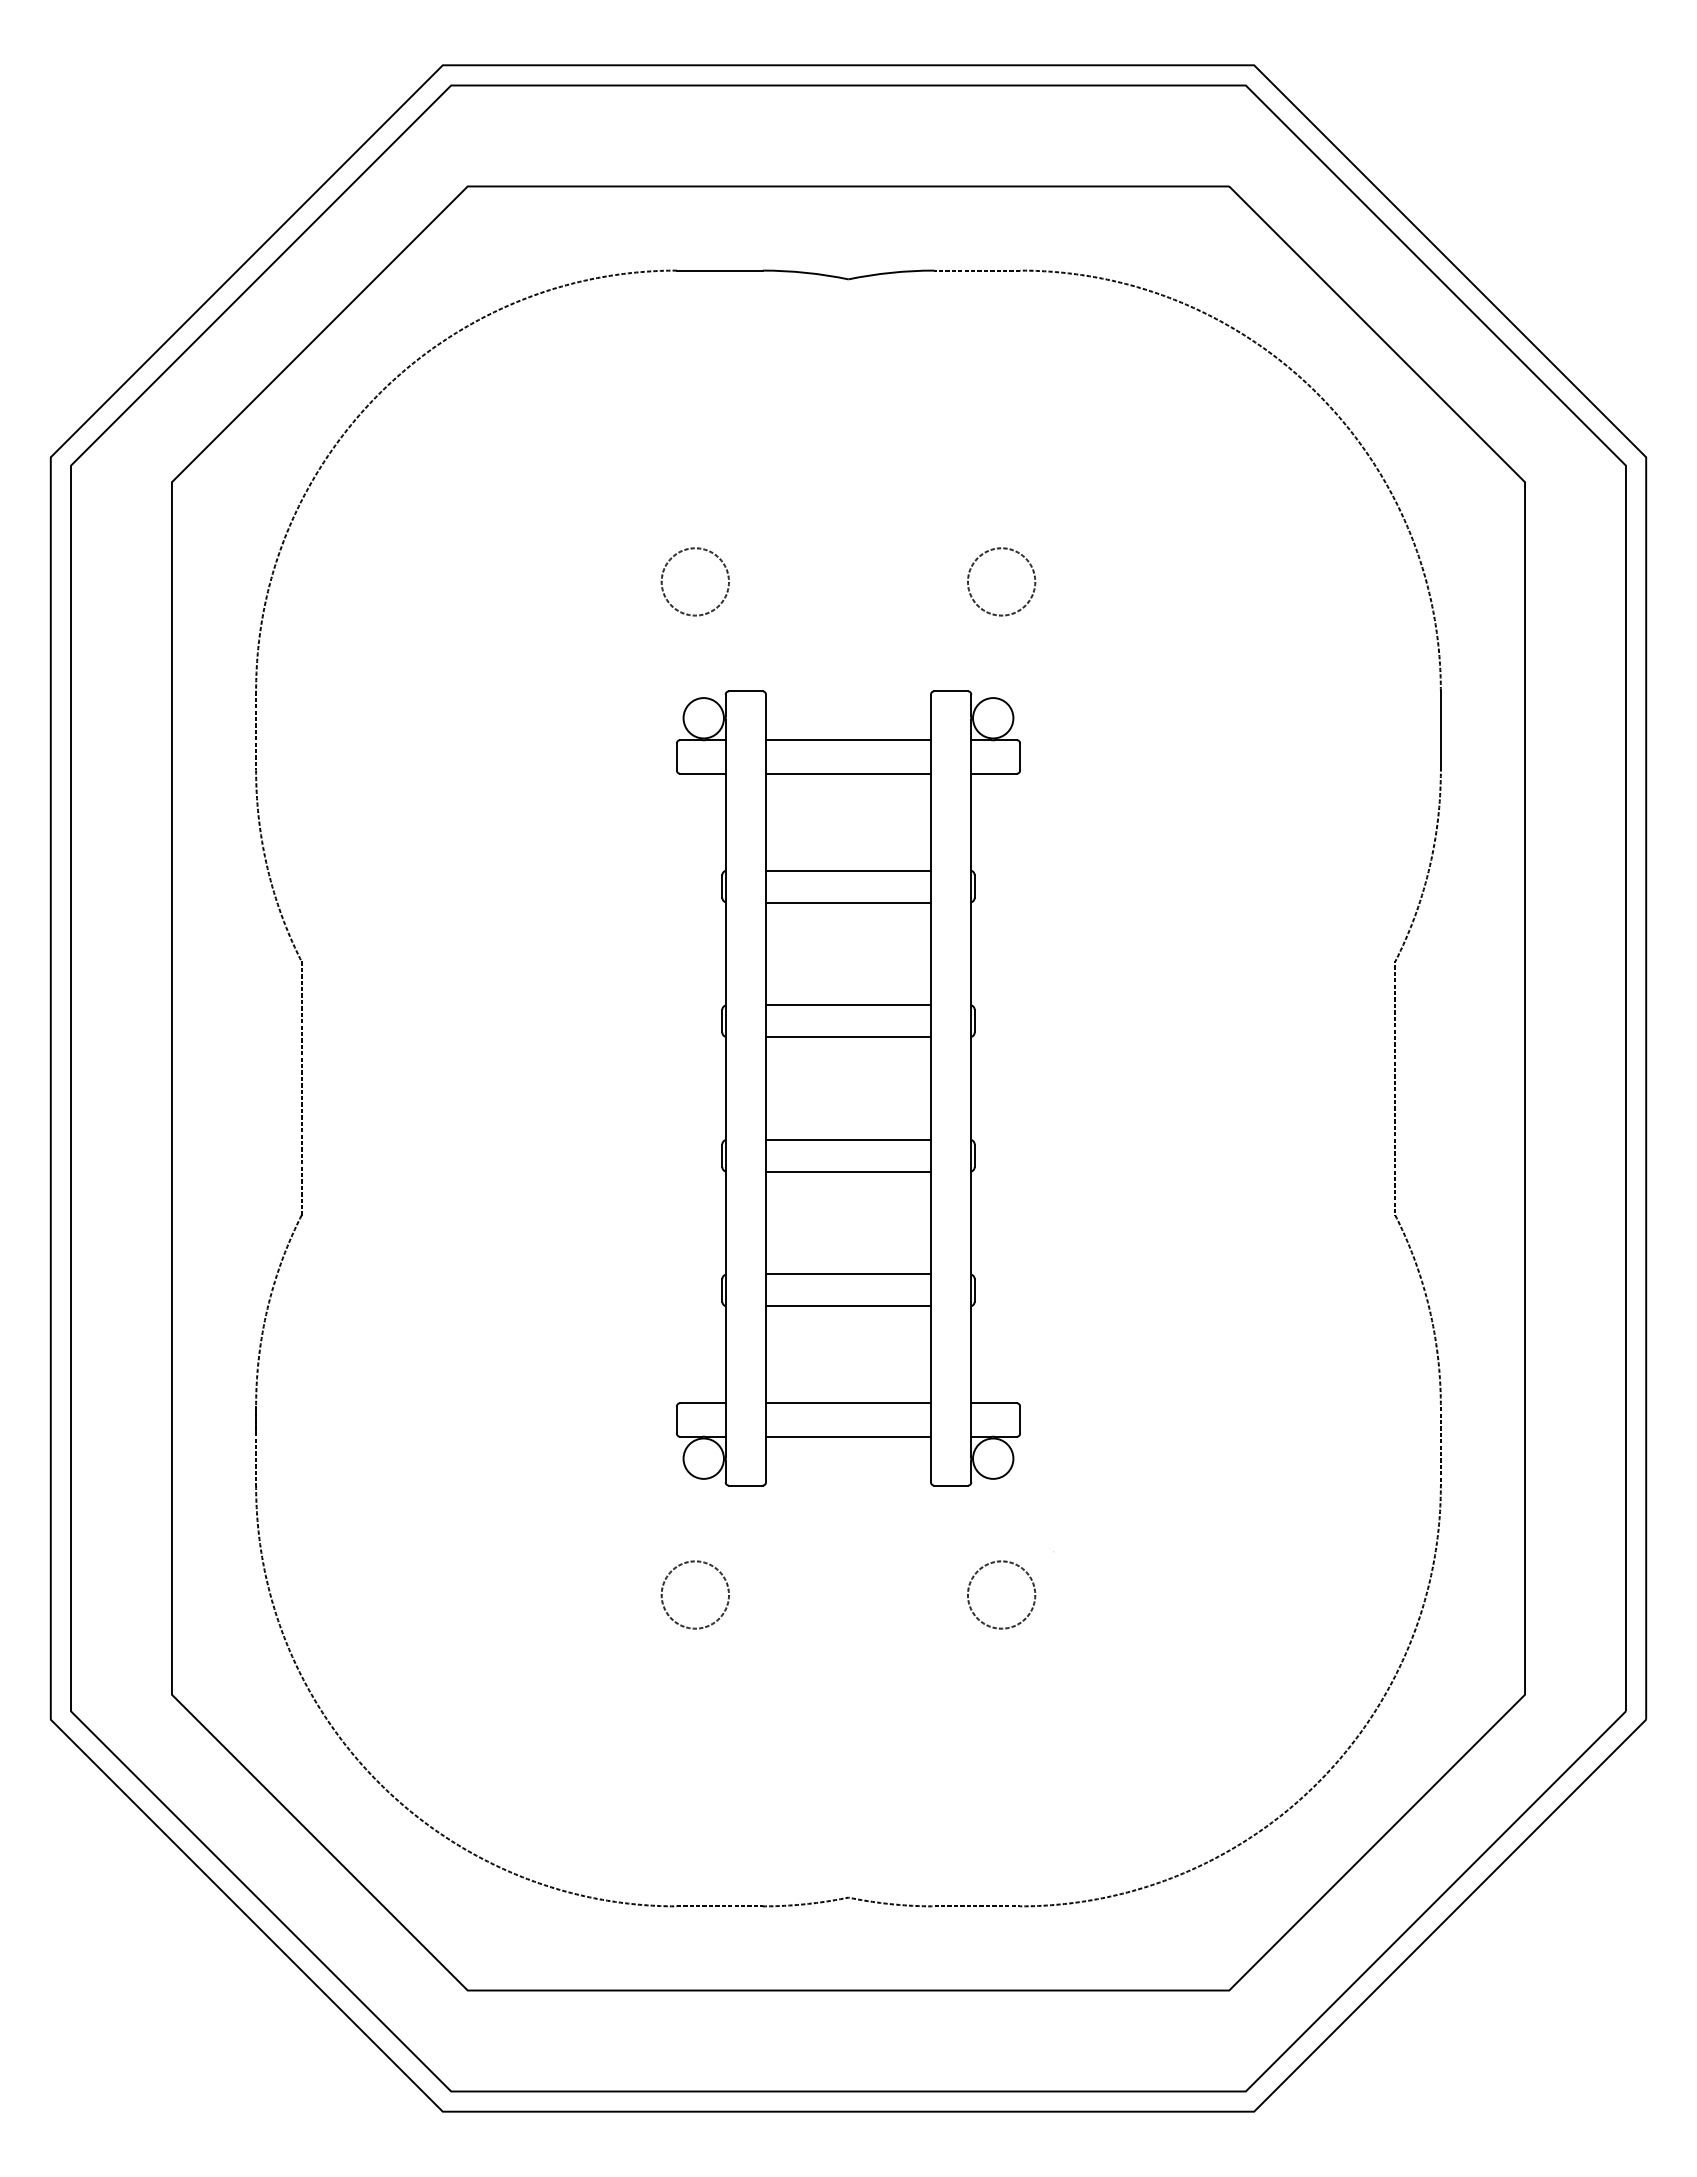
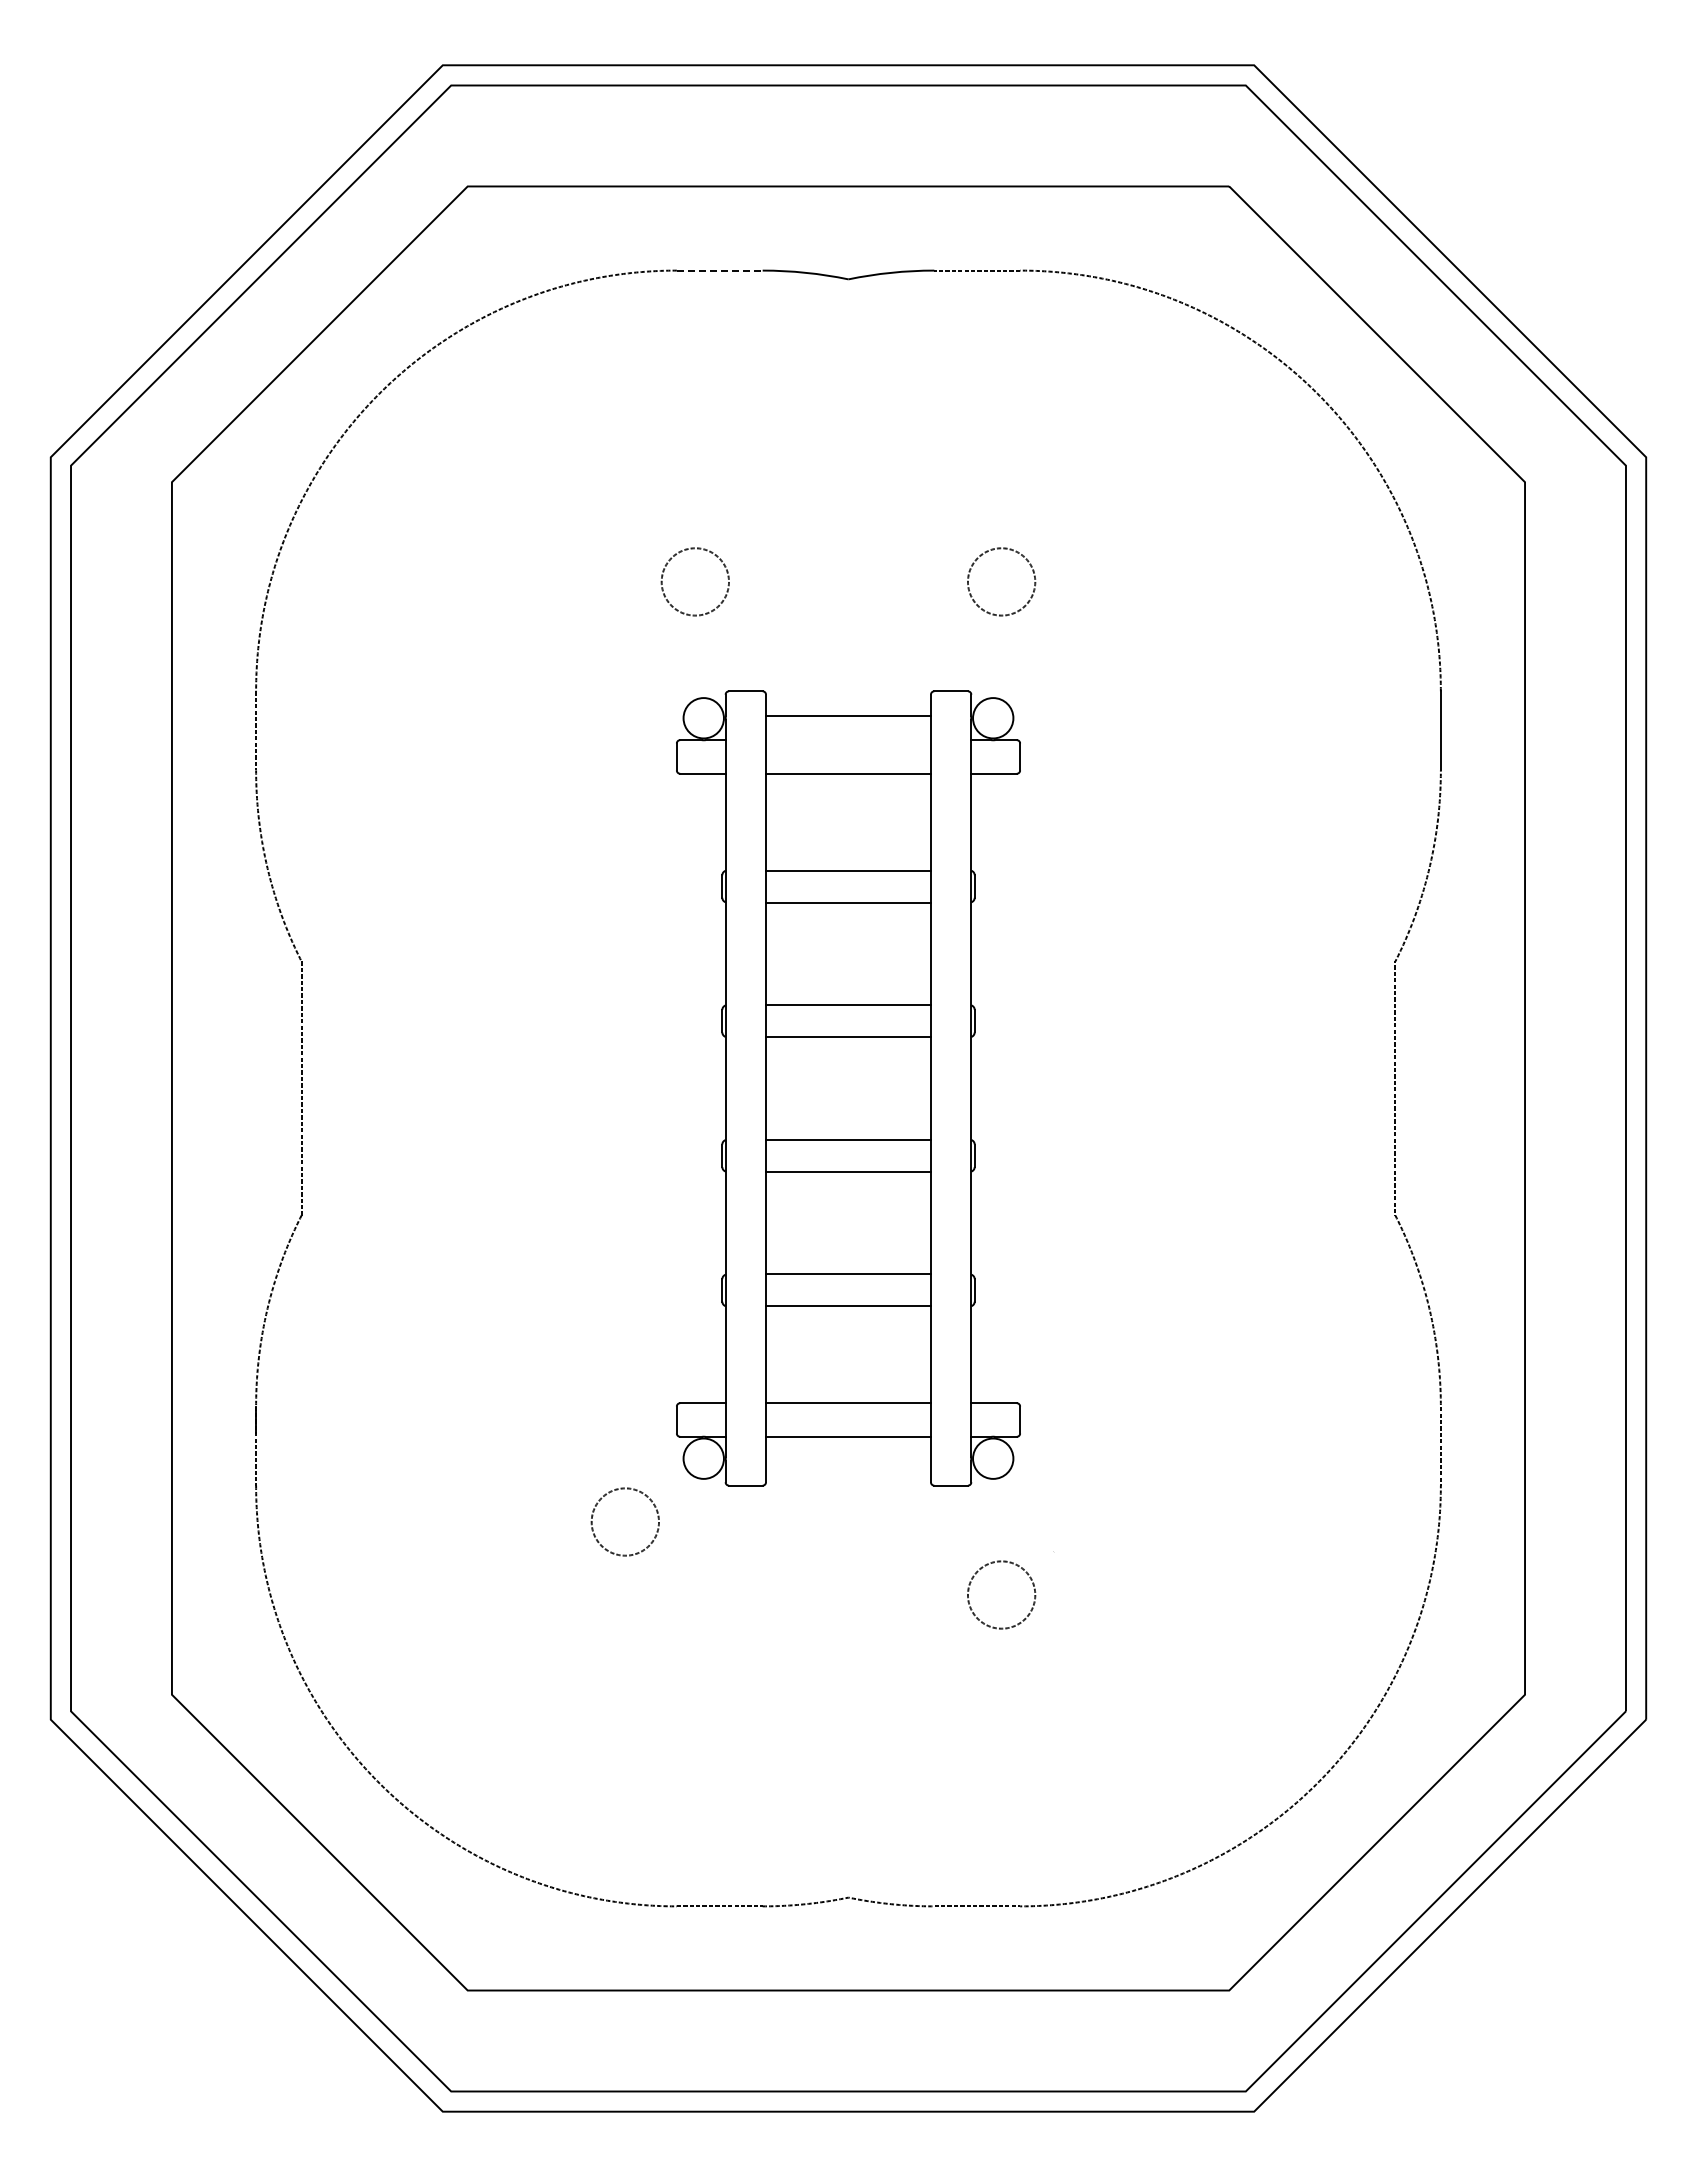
line: solid -> dashed (719, 270)
line position: (848, 740) -> (848, 716) (848, 716)
circle position: (694, 1594) -> (624, 1521) (624, 1521)
